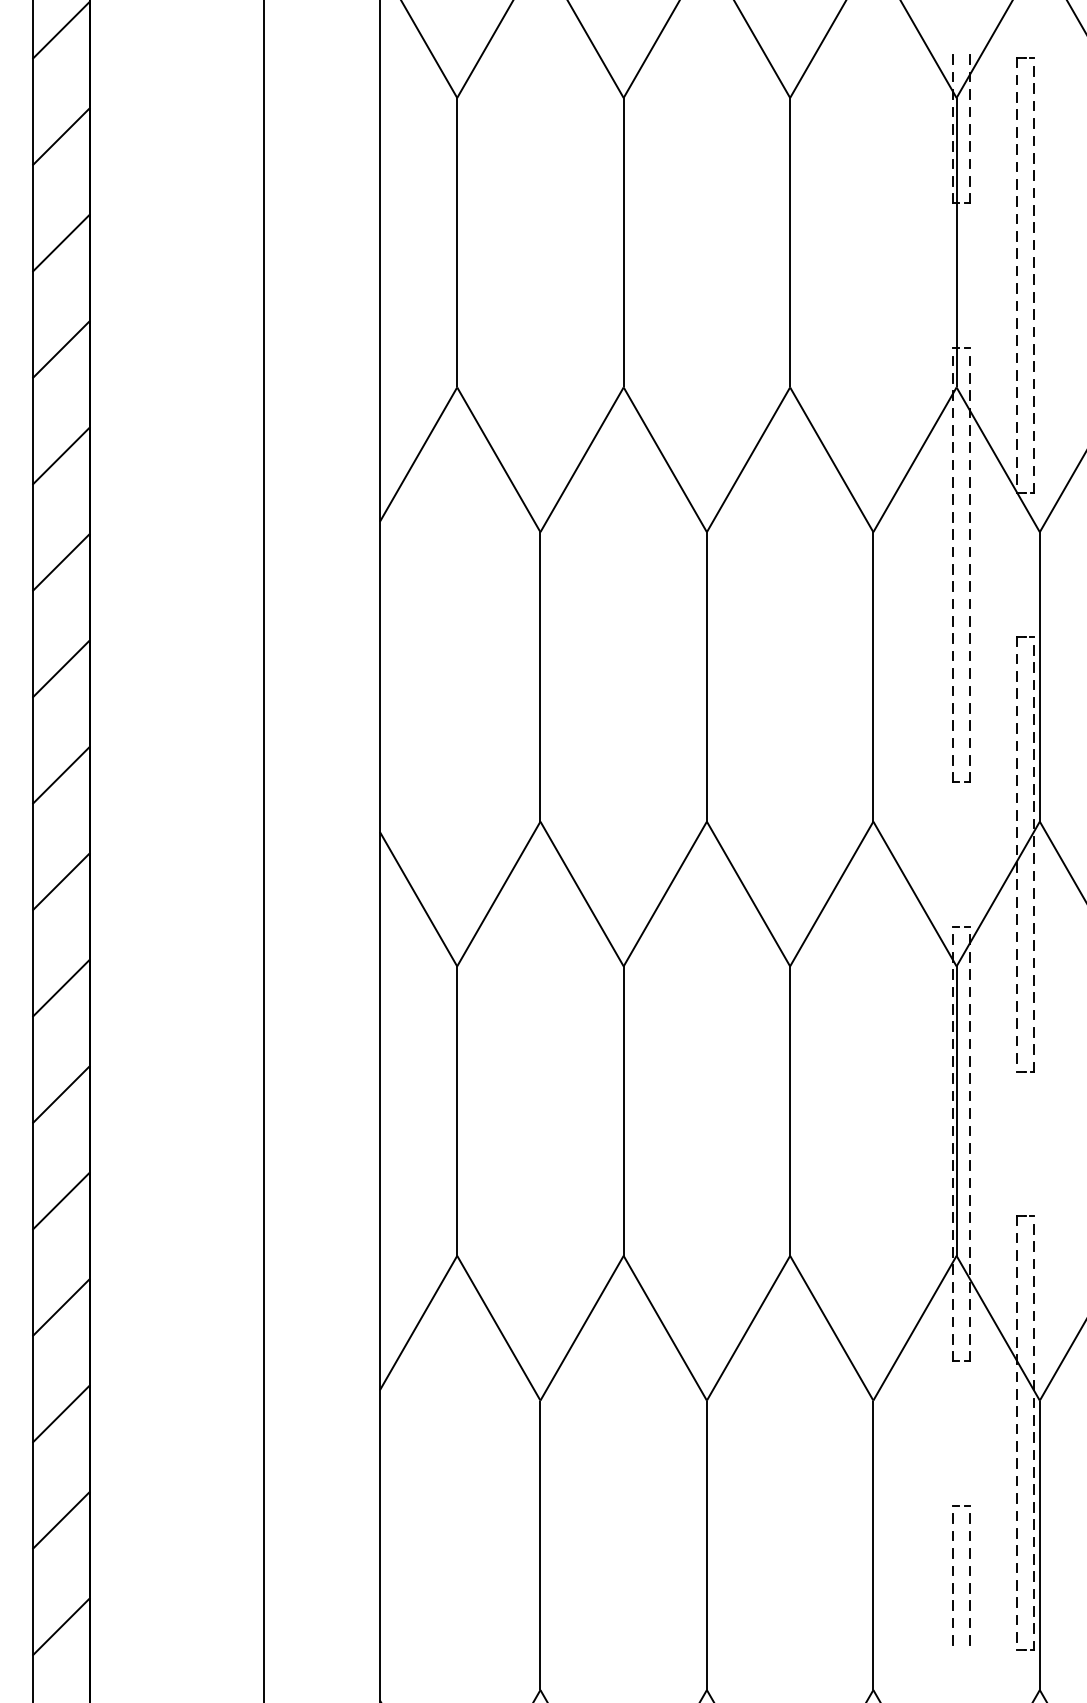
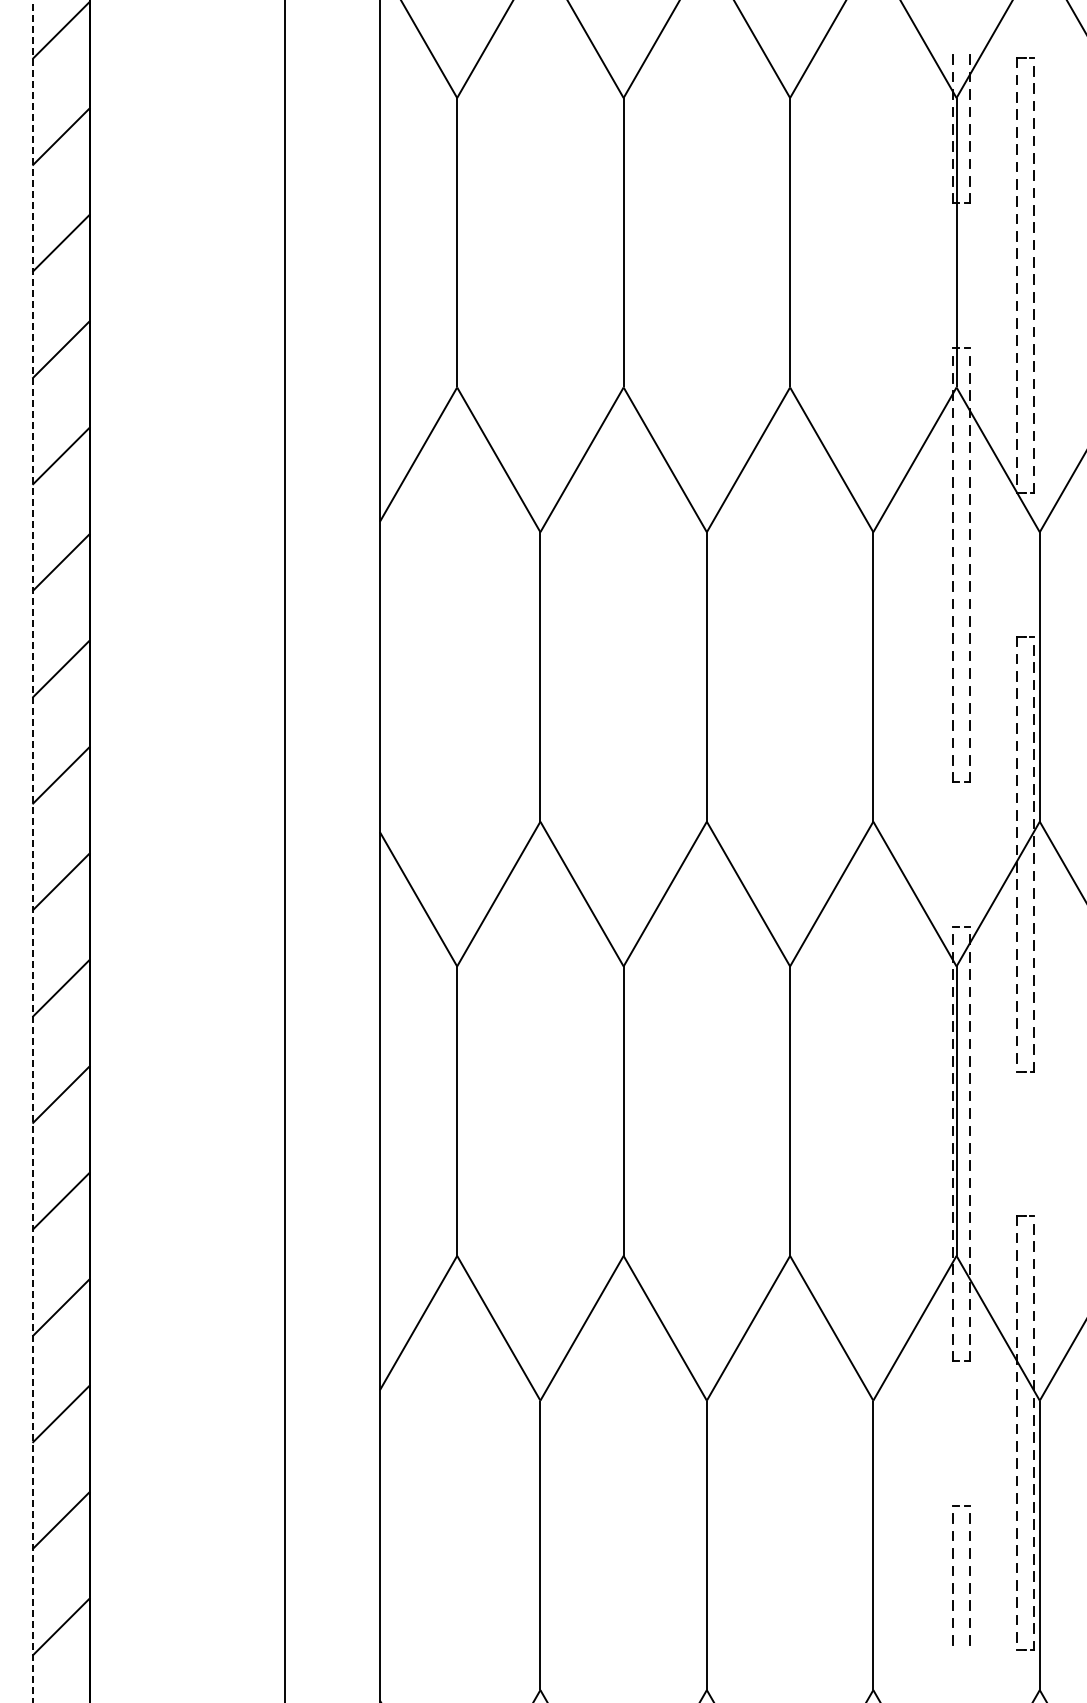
line position: (264, 850) -> (285, 850) (285, 850)
line: solid -> dashed (32, 851)
